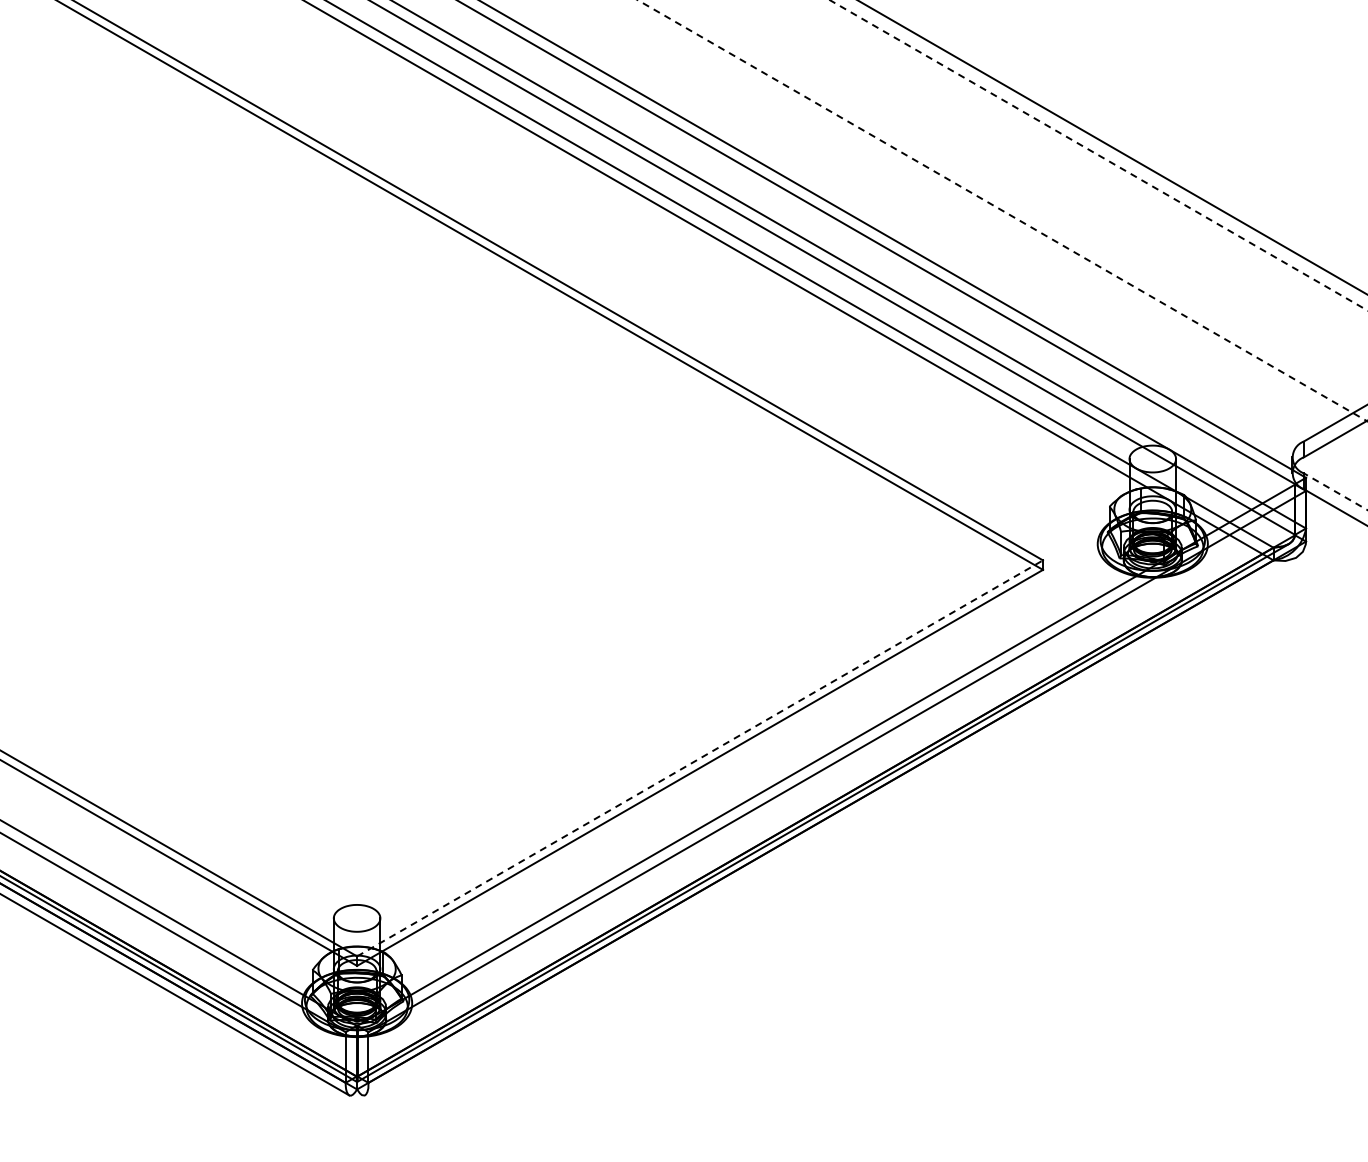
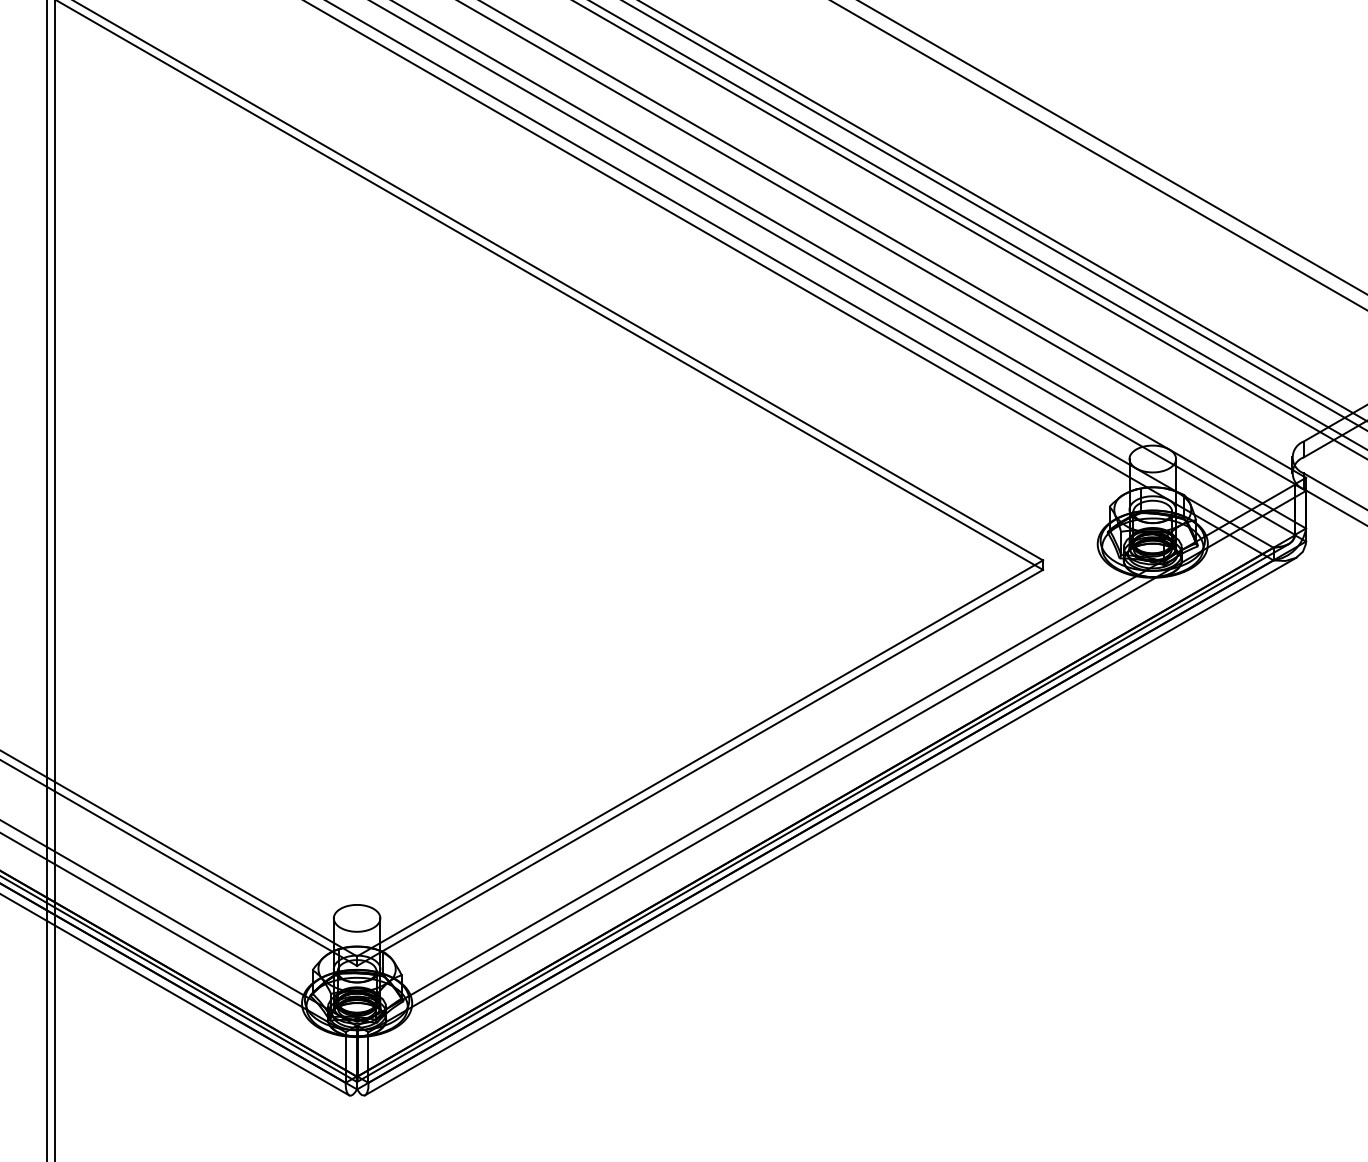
line: dashed -> solid (1098, 155)
line: dashed -> solid (1002, 210)
line: none -> present (994, 215)
line: none -> present (978, 225)
line: none -> present (969, 229)
line: dashed -> solid (1335, 491)
line: none -> present (47, 580)
line: none -> present (55, 580)
line: dashed -> solid (700, 758)
line: none -> present (830, 826)
